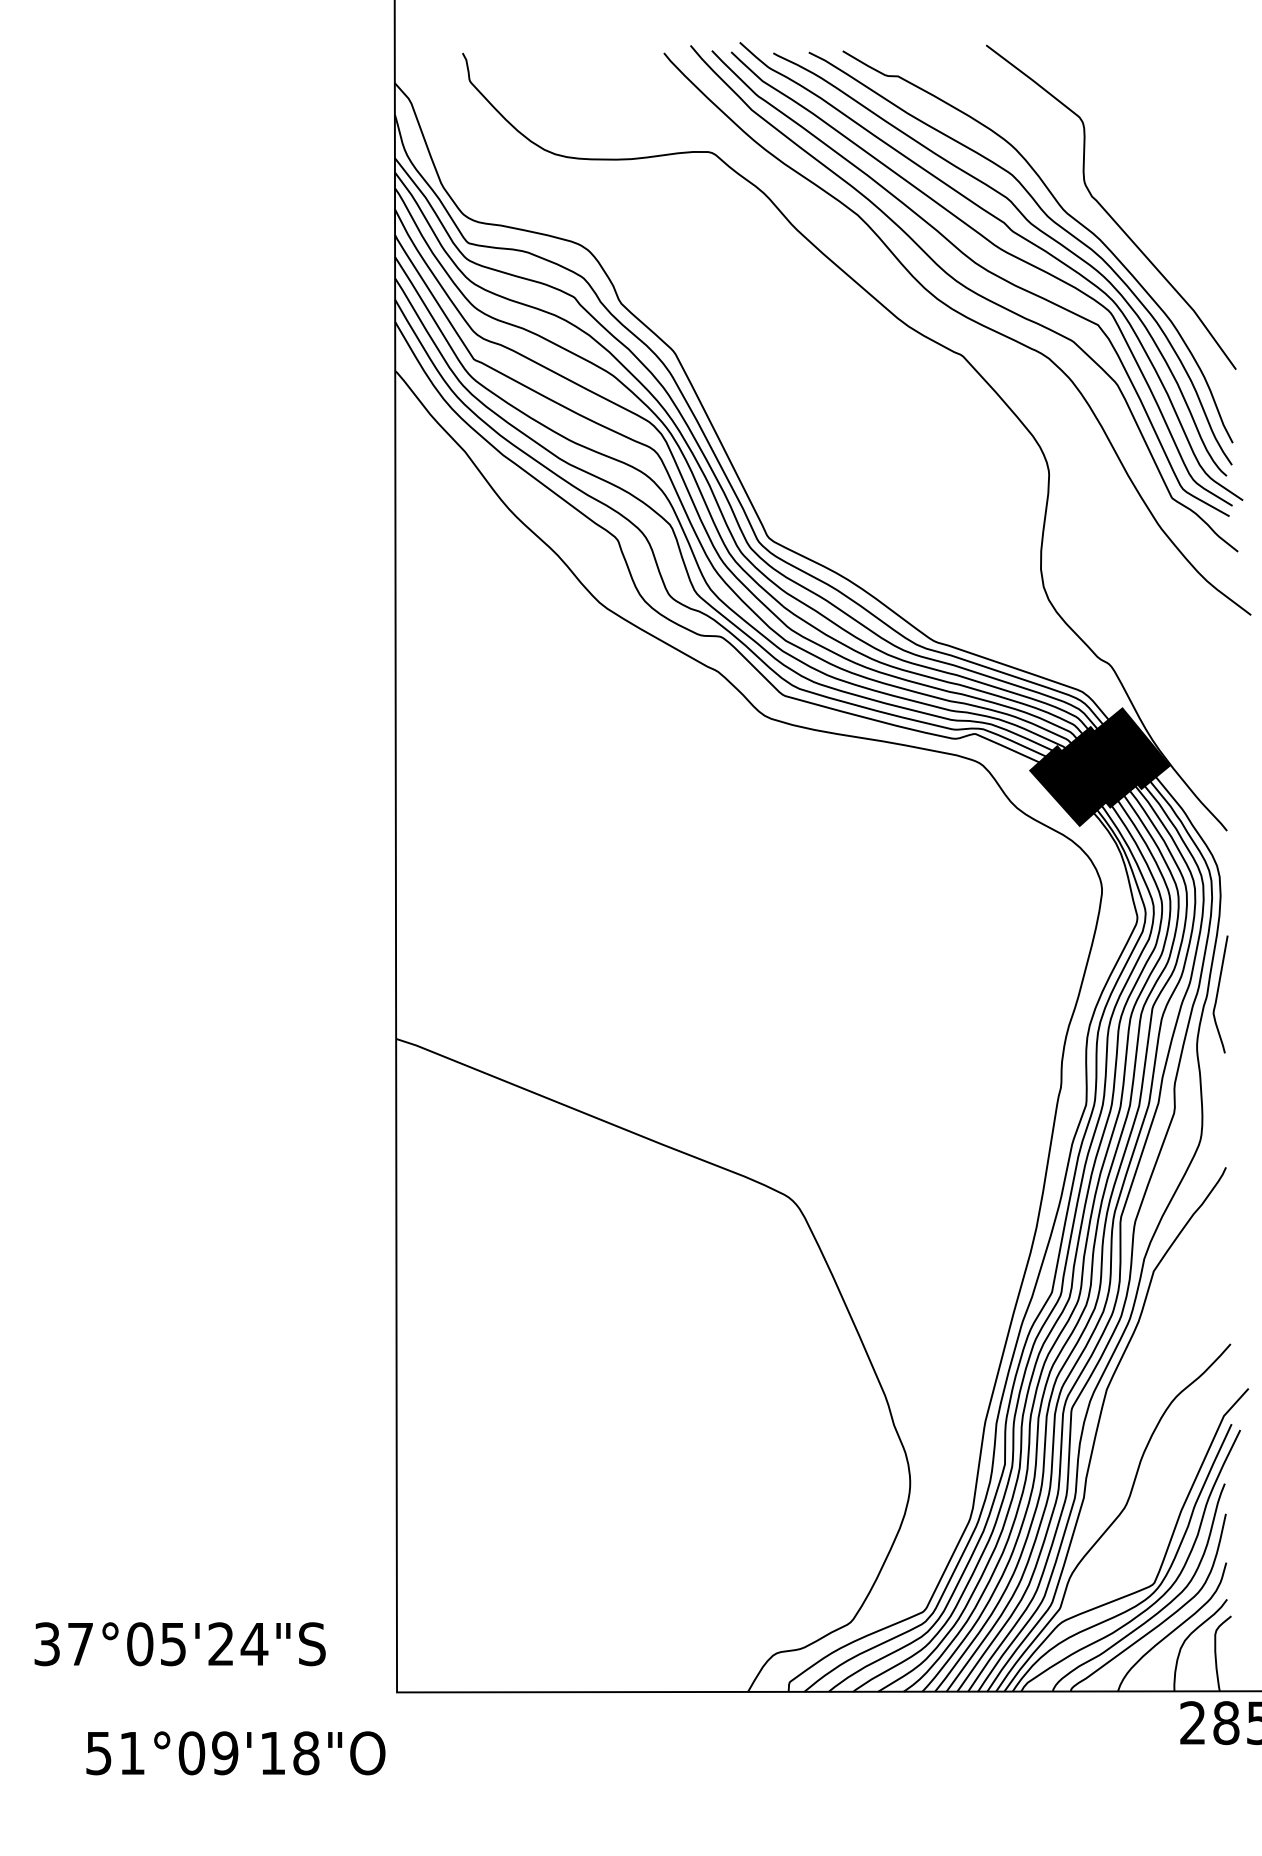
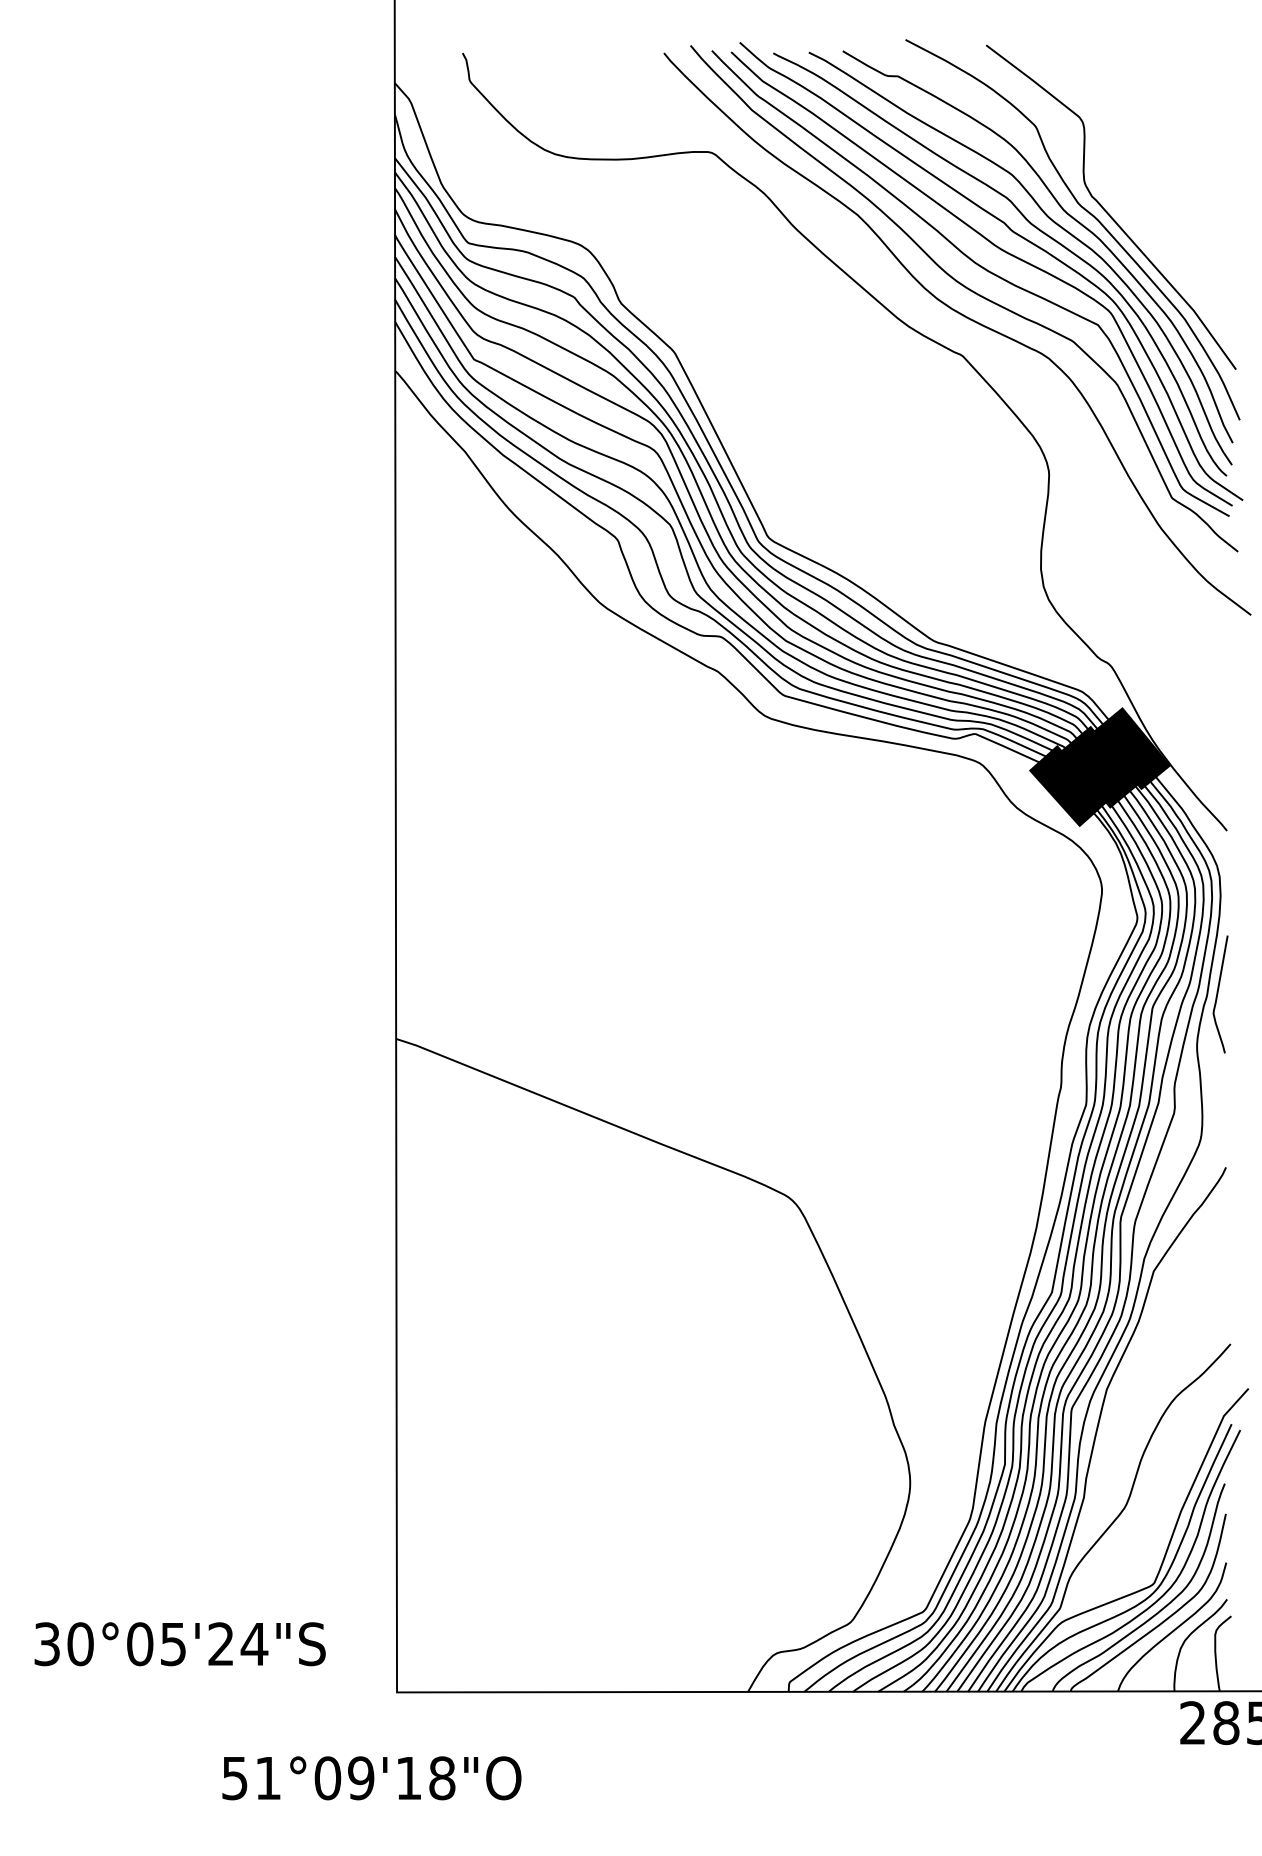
curve: none -> present (1084, 210)
text: 37°05'24"S -> 30°05'24"S (80, 1644)
text position: (235, 1753) -> (371, 1778) (371, 1778)
